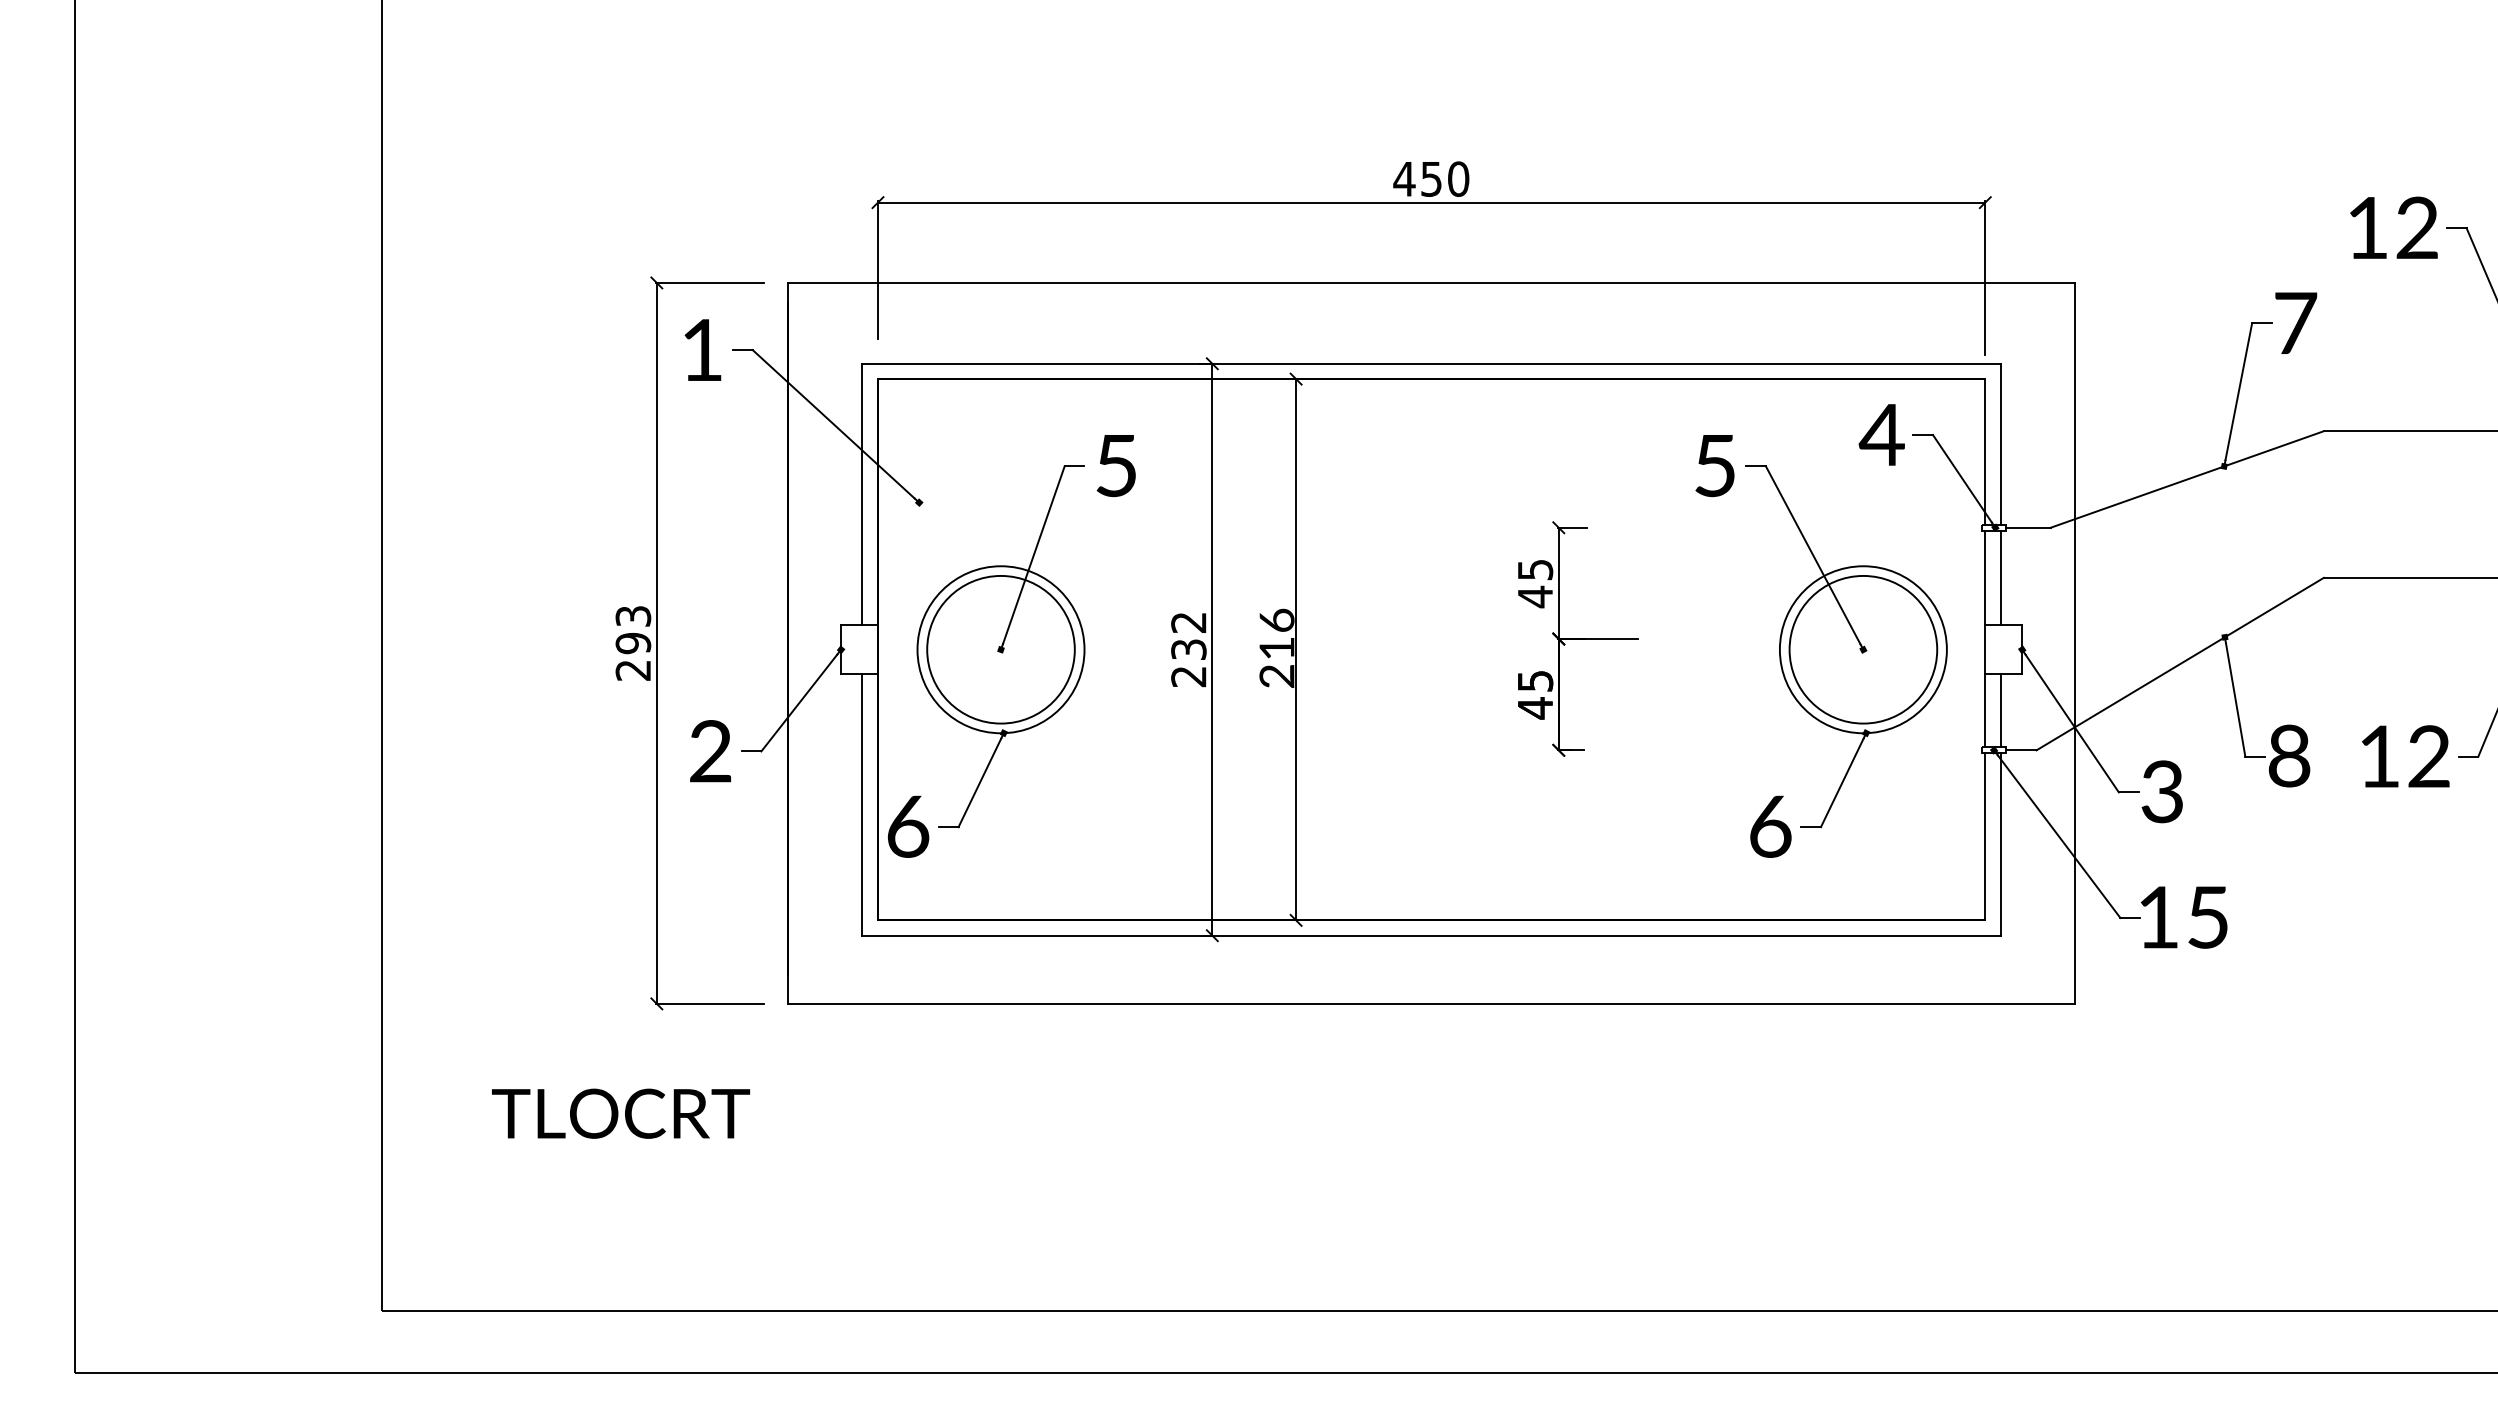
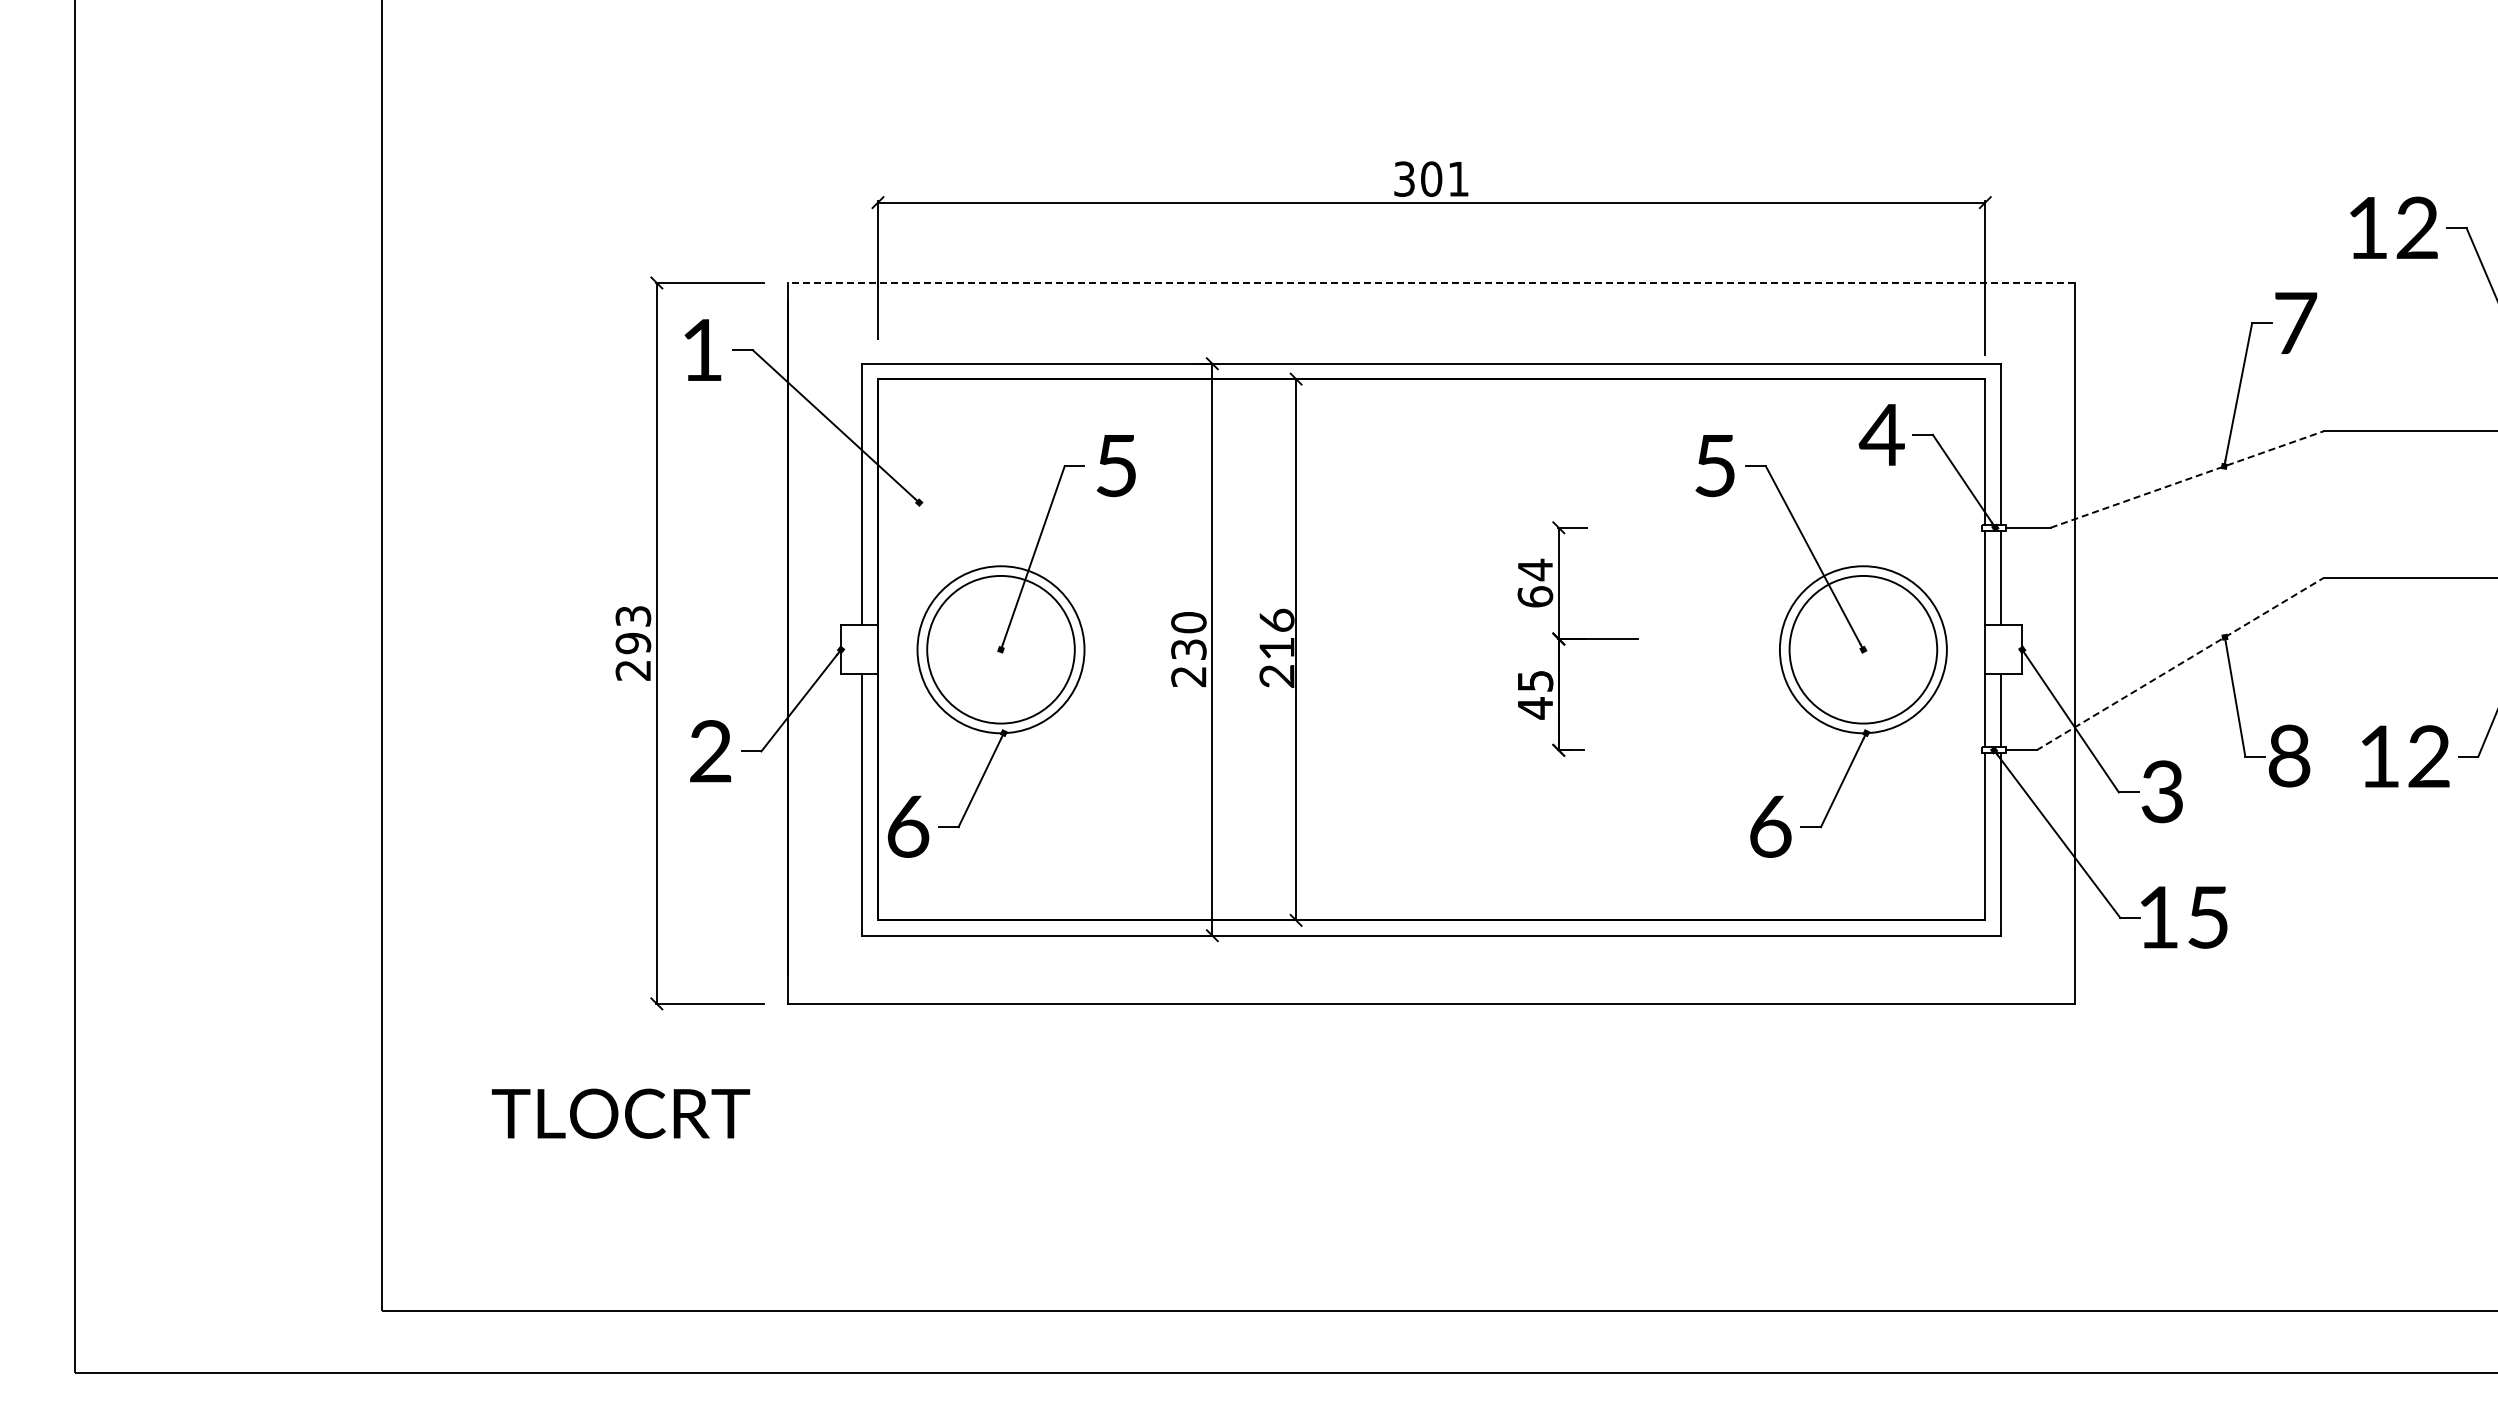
text: 450 -> 301 (1431, 178)
line: solid -> dashed (1431, 282)
line: solid -> dashed (2187, 479)
text: 45 -> 64 (1535, 583)
text: 232 -> 230 (1188, 622)
line: solid -> dashed (2180, 664)
